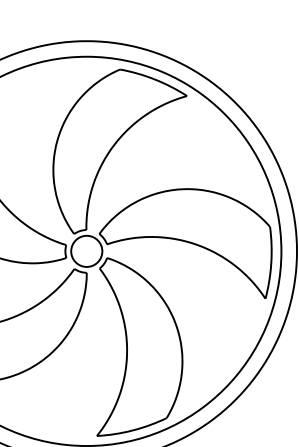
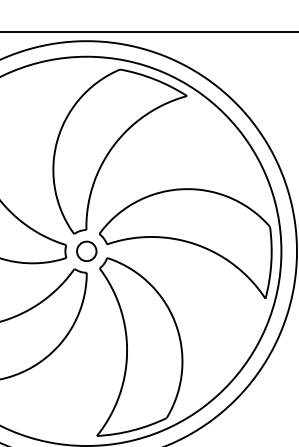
line: none -> present (148, 31)
circle diameter: 31 px -> 19 px (86, 251)
